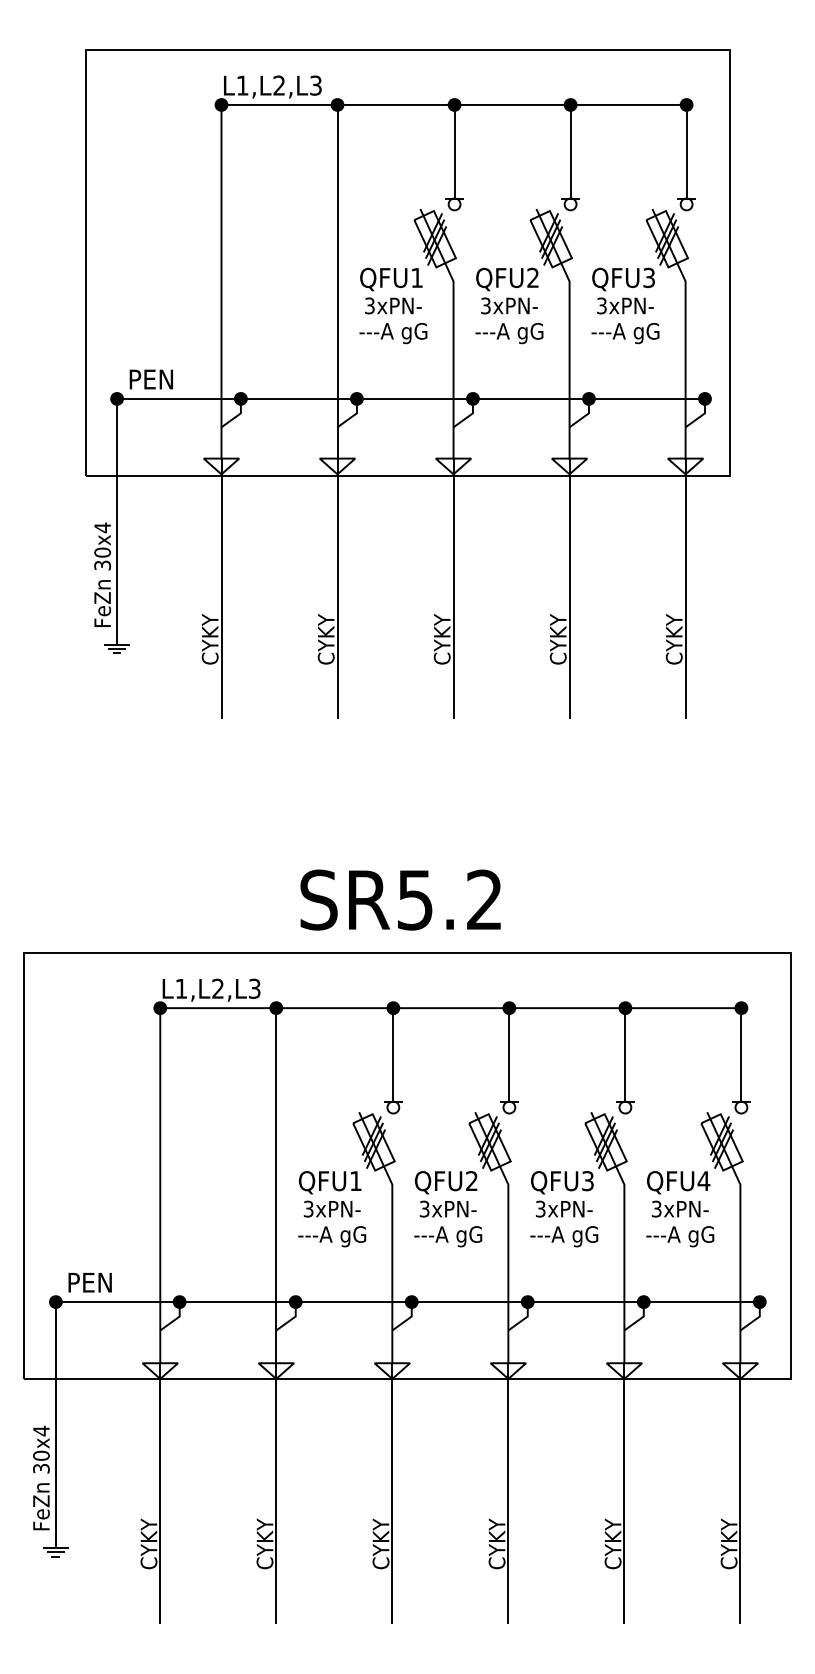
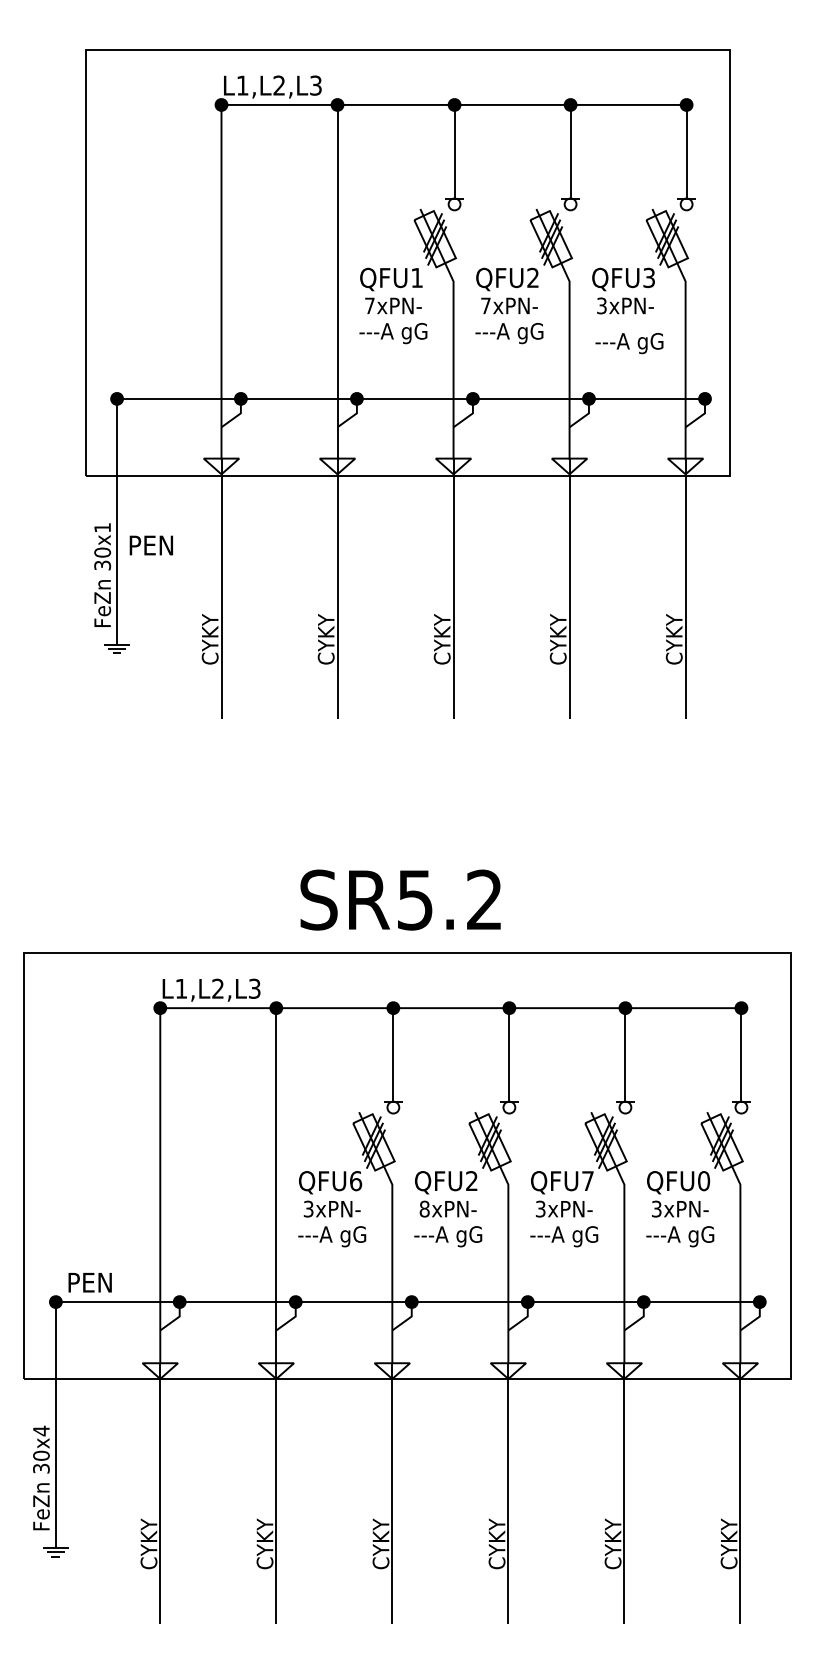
text: 3xPN- -> 7xPN- (369, 305)
text: 3xPN- -> 7xPN- (485, 305)
text position: (625, 333) -> (629, 343) (629, 343)
text position: (150, 379) -> (150, 545) (150, 545)
text: 30x4 -> 30x1 (102, 527)
text: QFU1 -> QFU6 (356, 1181)
text: QFU3 -> QFU7 (587, 1181)
text: QFU4 -> QFU0 (703, 1181)
text: 3xPN- -> 8xPN- (424, 1208)
